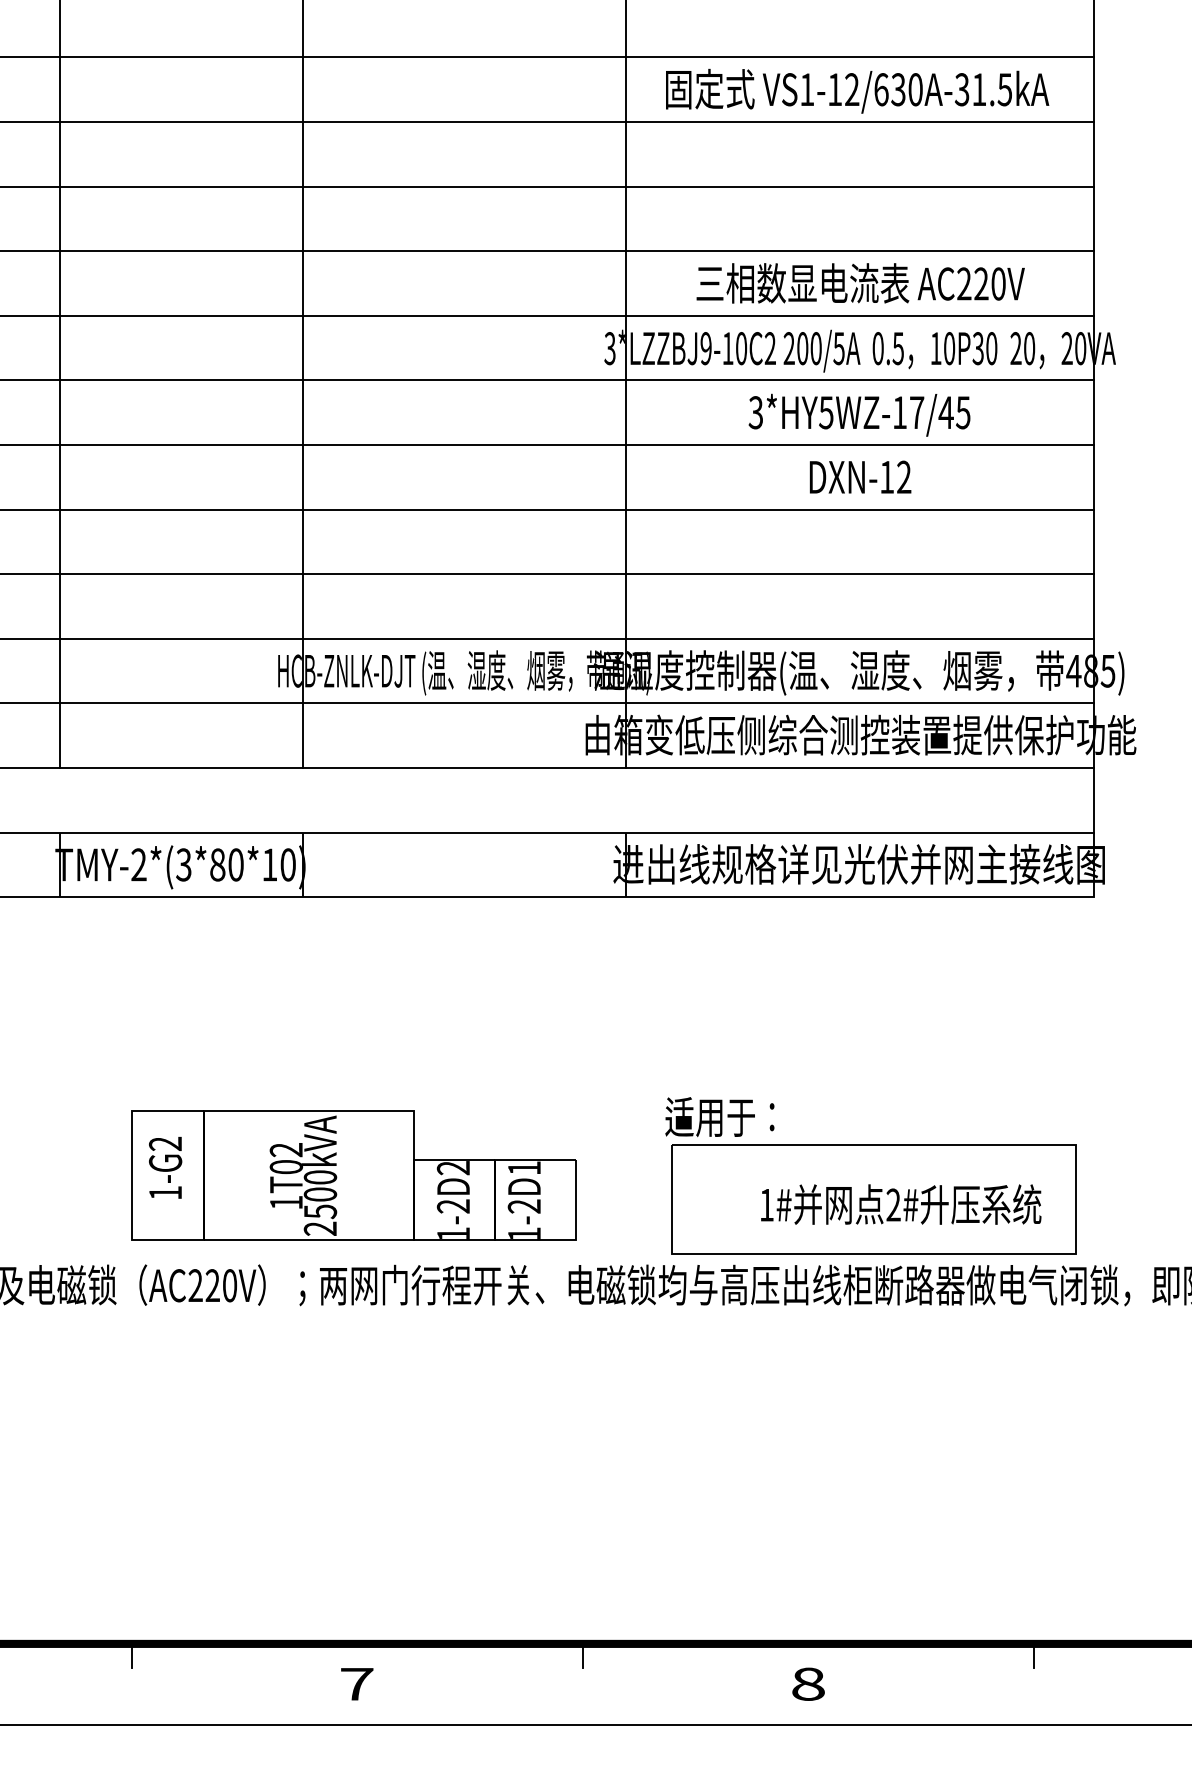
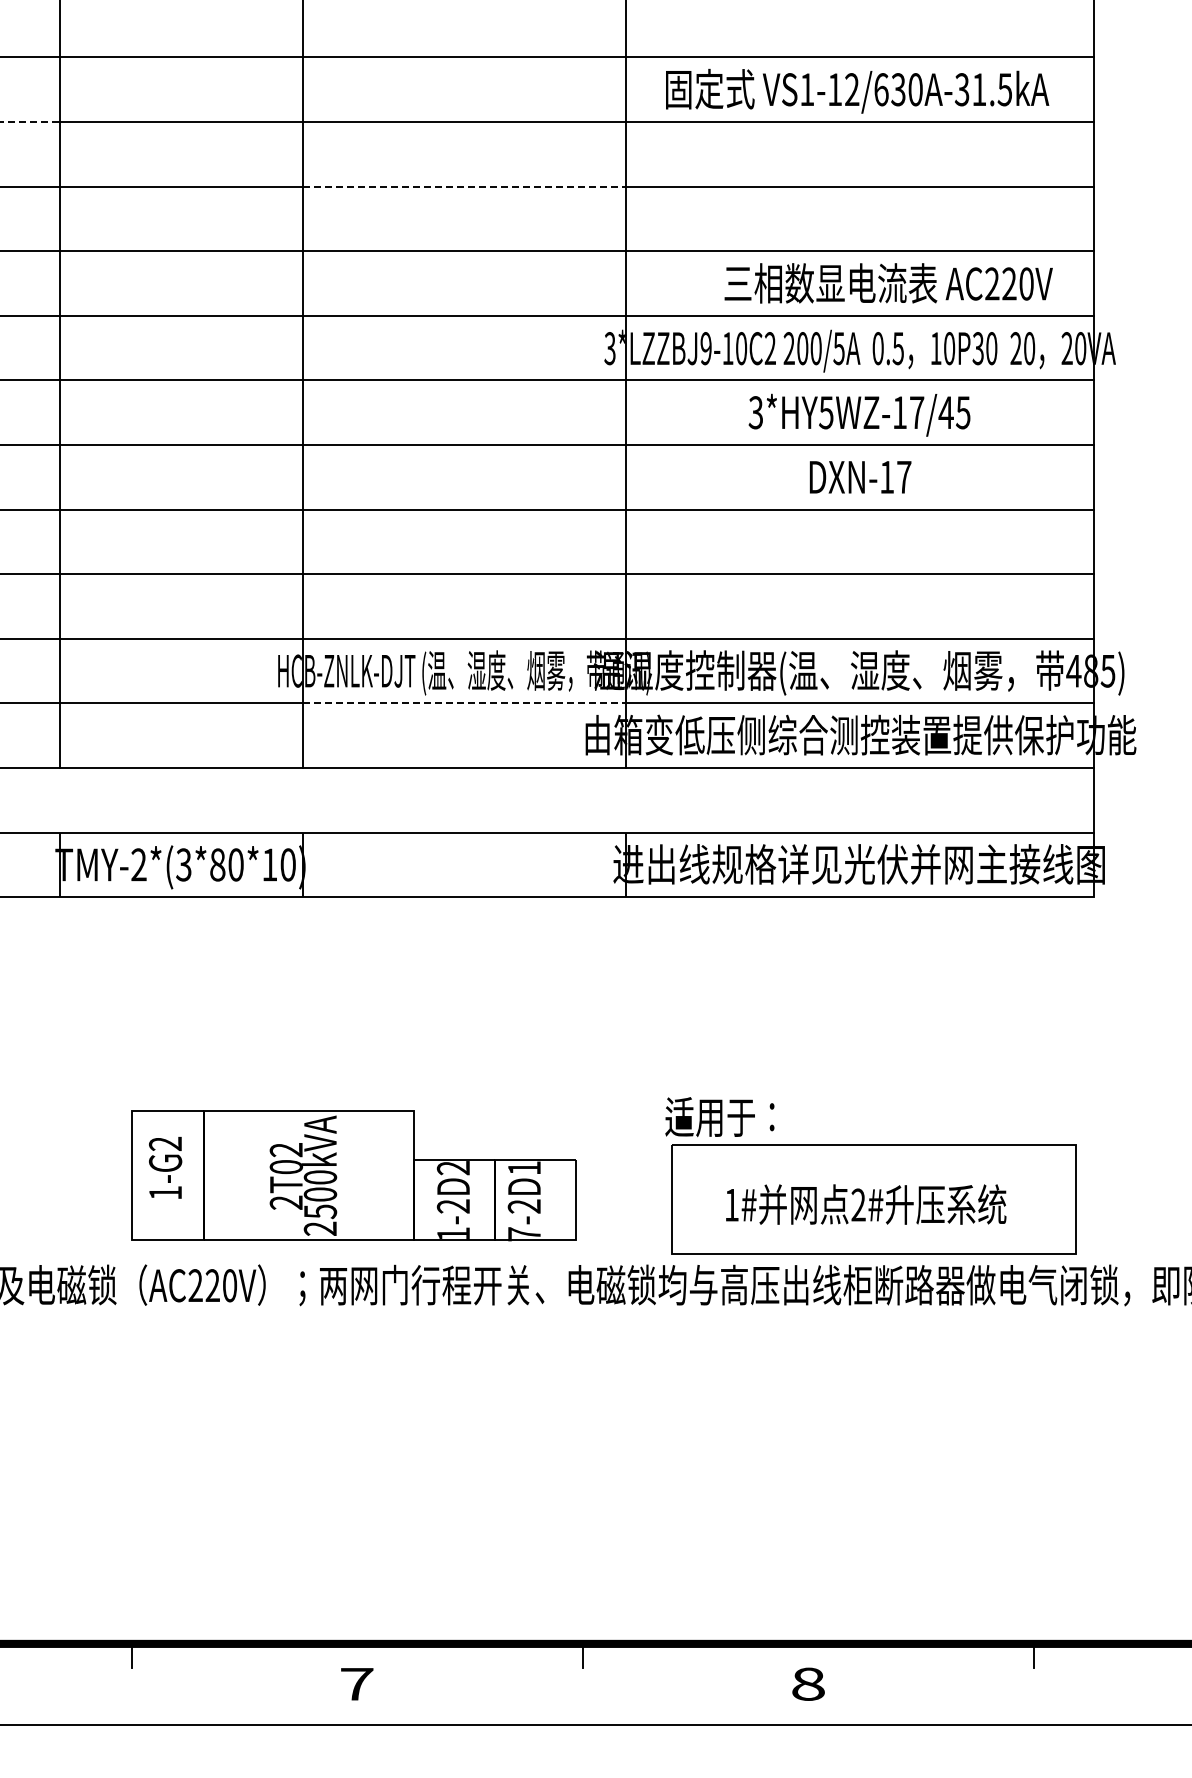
line: solid -> dashed (30, 122)
line: solid -> dashed (464, 186)
text position: (860, 283) -> (888, 283) (888, 283)
text: DXN-12 -> DXN-17 (904, 476)
line: solid -> dashed (464, 703)
text: 1T02 -> 2T02 (285, 1202)
text position: (901, 1204) -> (866, 1204) (866, 1204)
text: 1-2D1 -> 7-2D1 (524, 1234)
